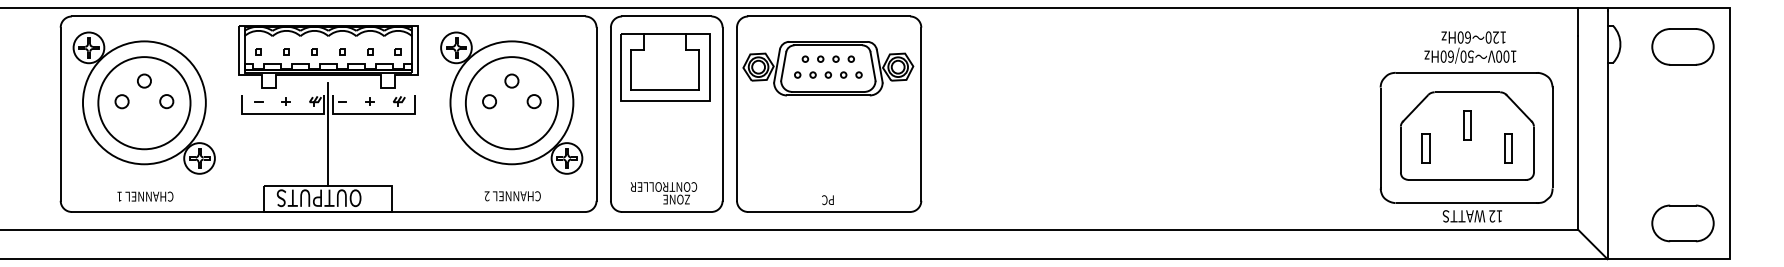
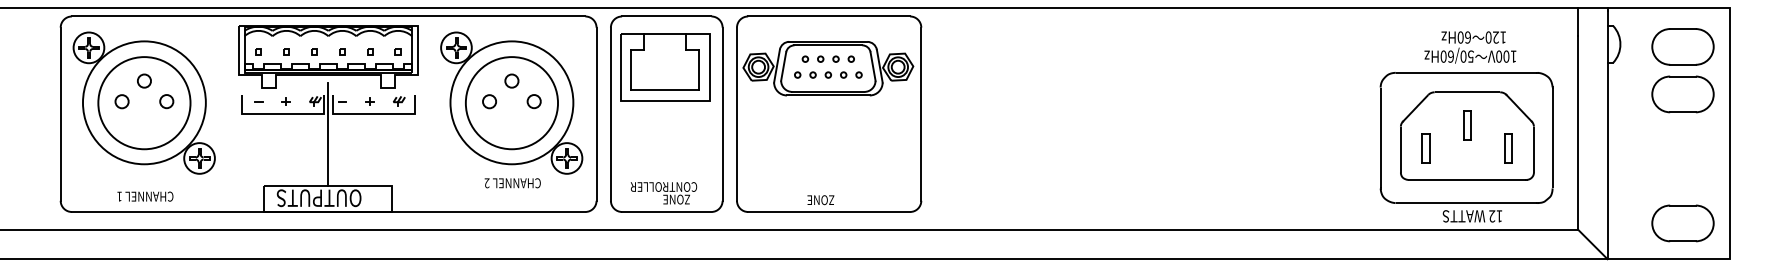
part: none -> present (1682, 94)
text position: (512, 196) -> (512, 183) (512, 183)
text: PC -> ZONE (820, 199)
